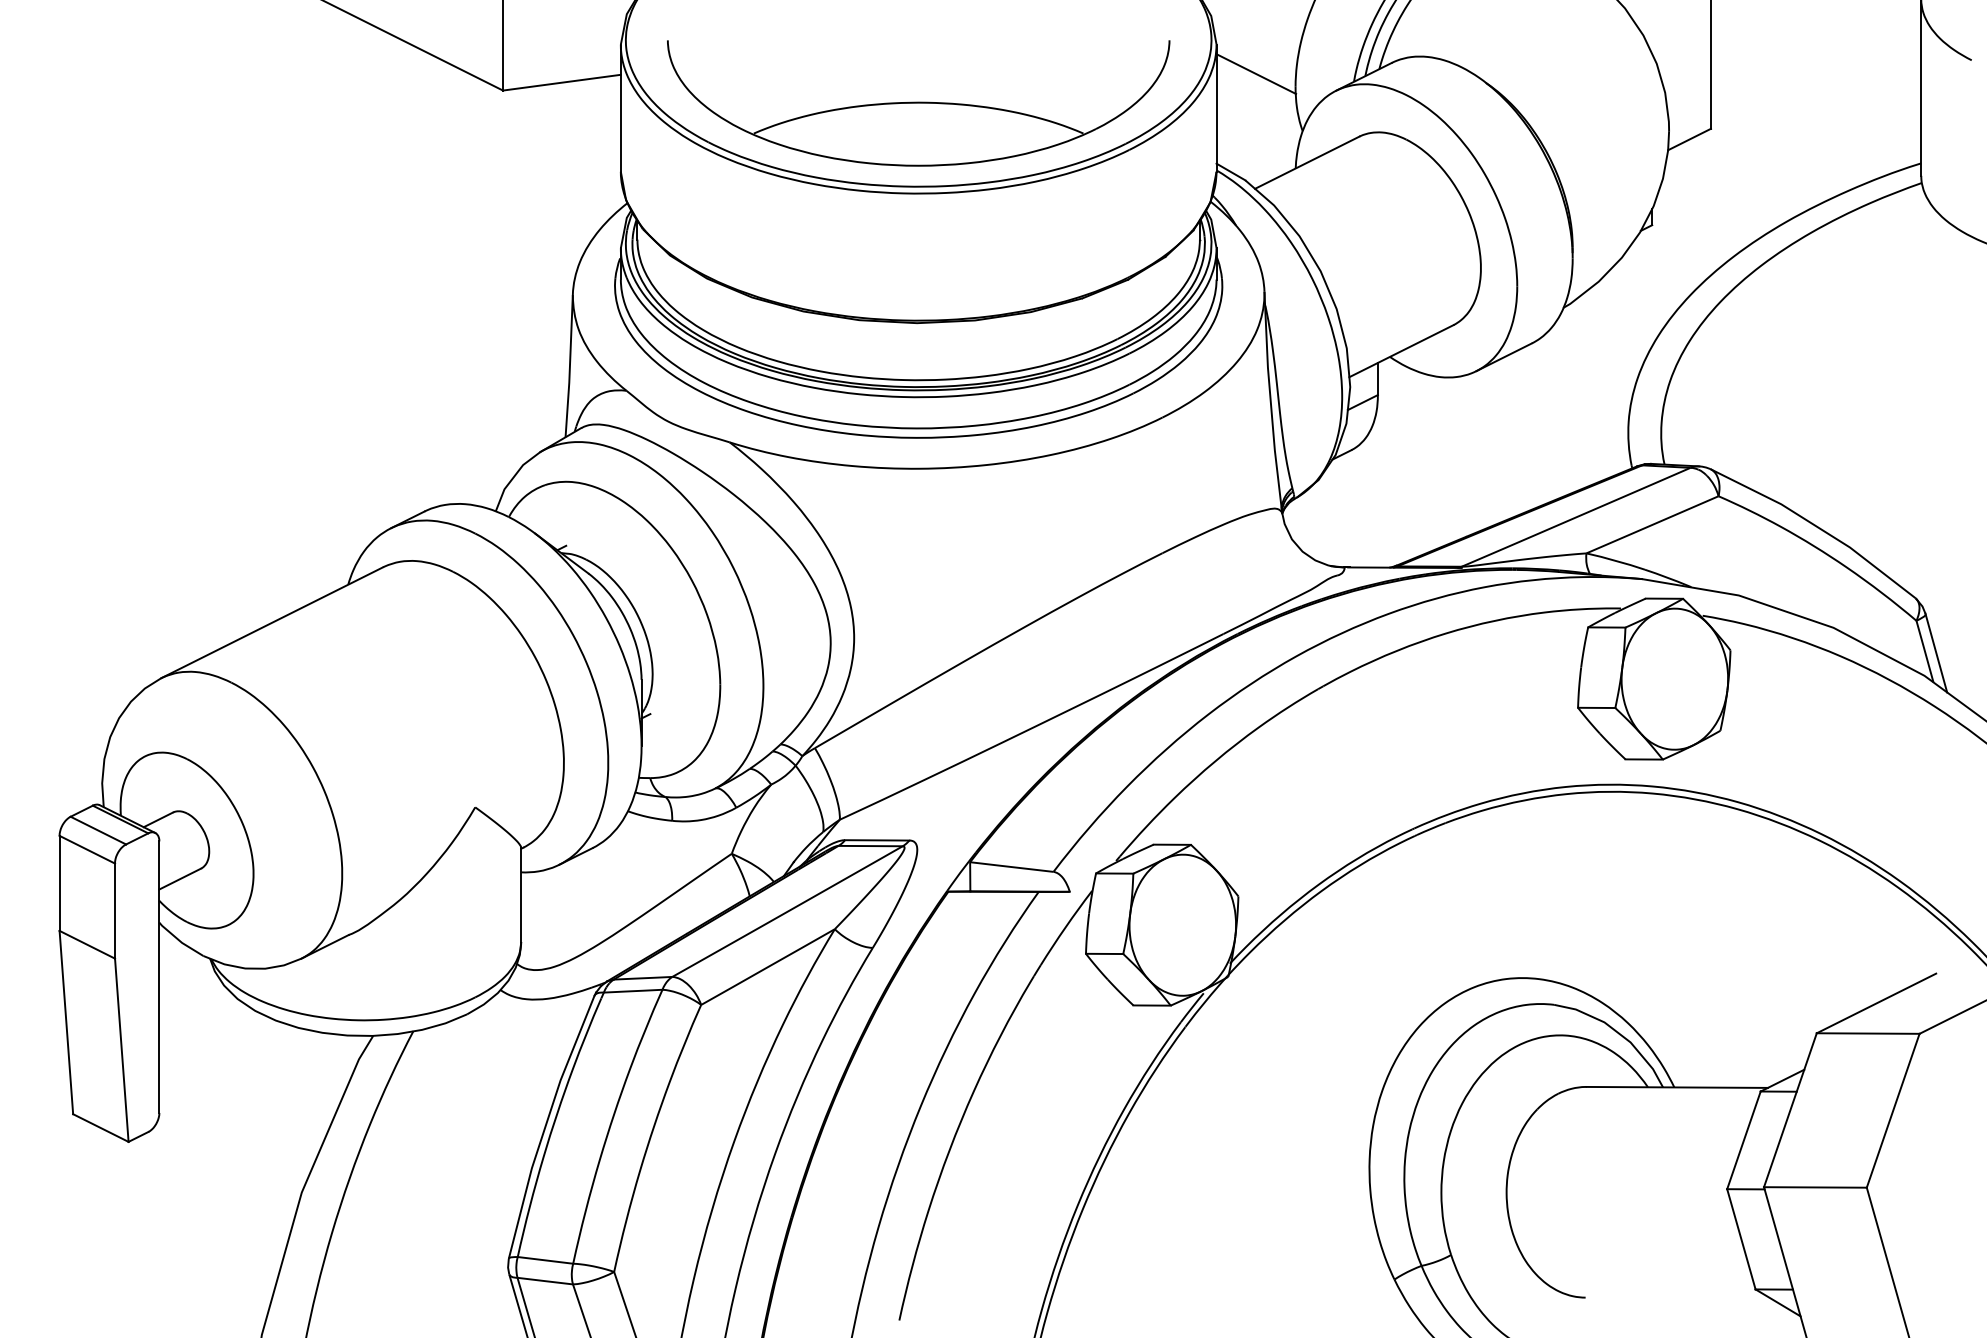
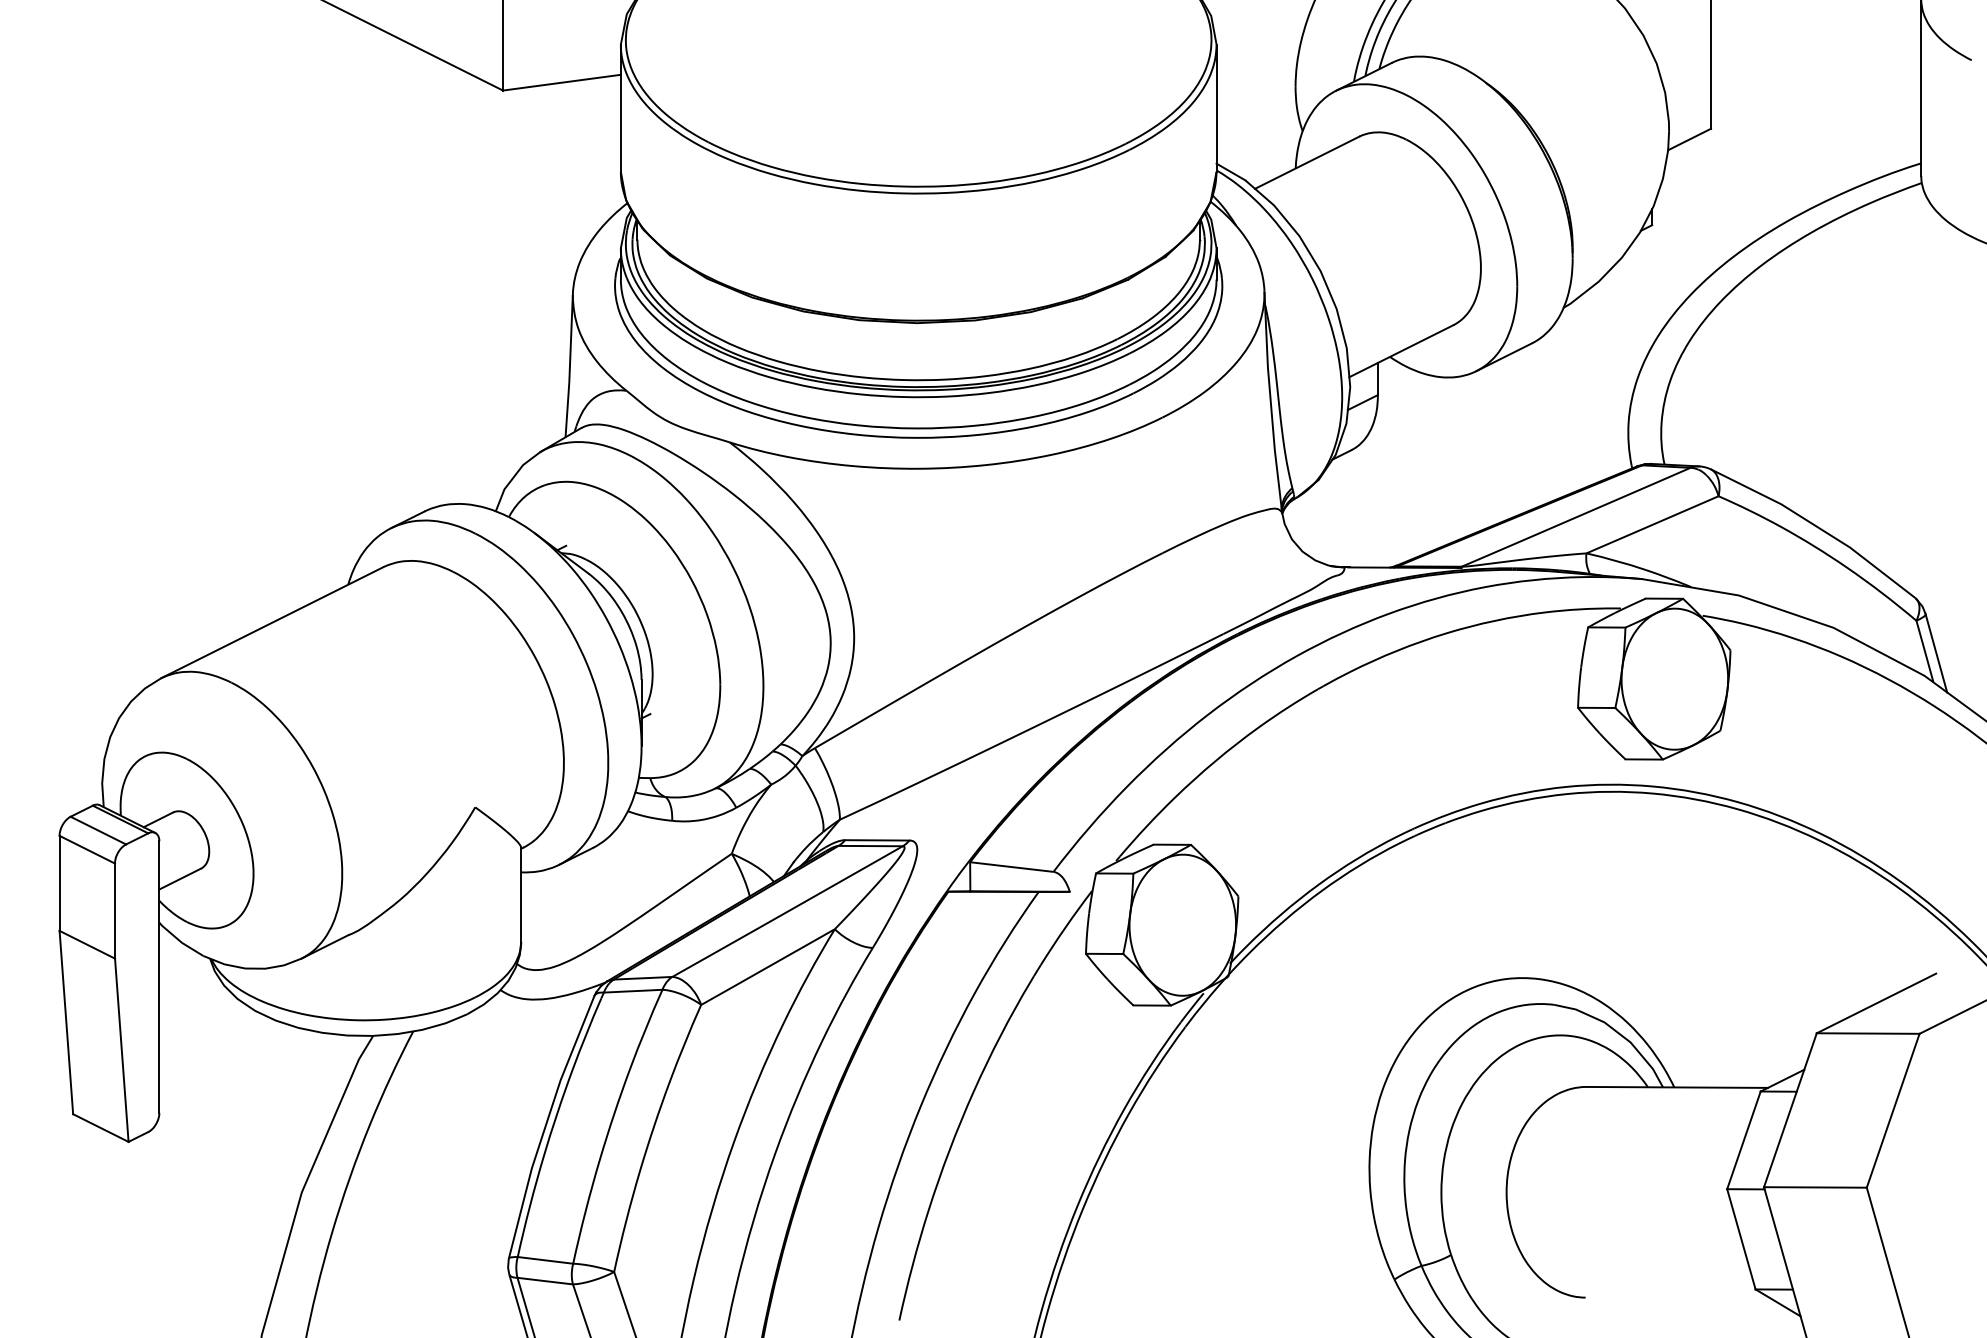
line: present -> none (1256, 73)
part: present -> none (918, 103)
